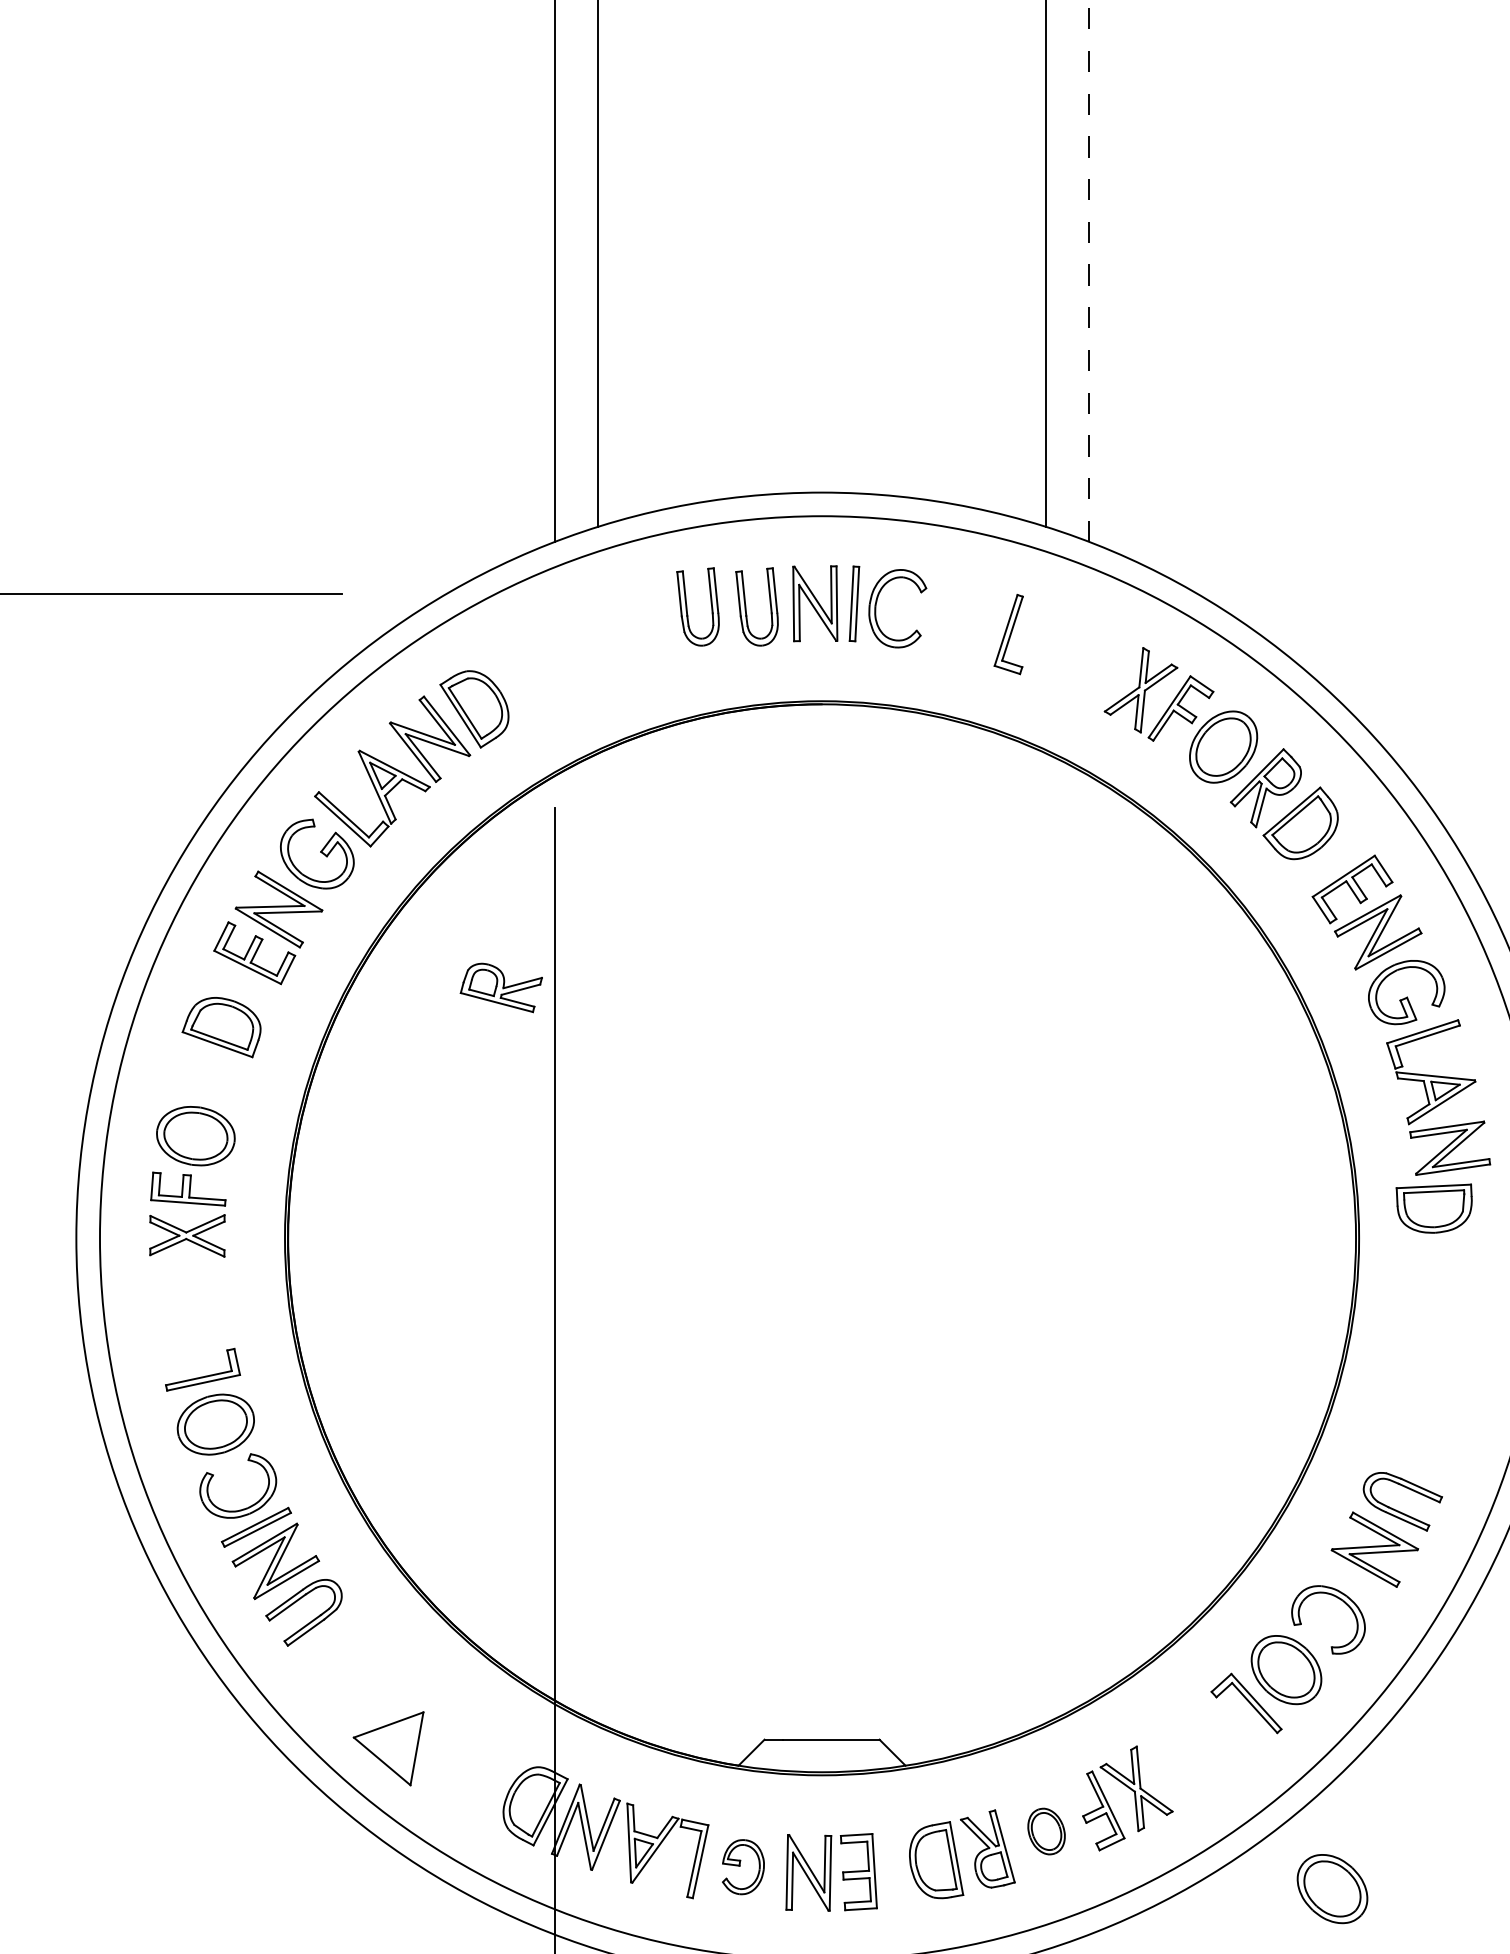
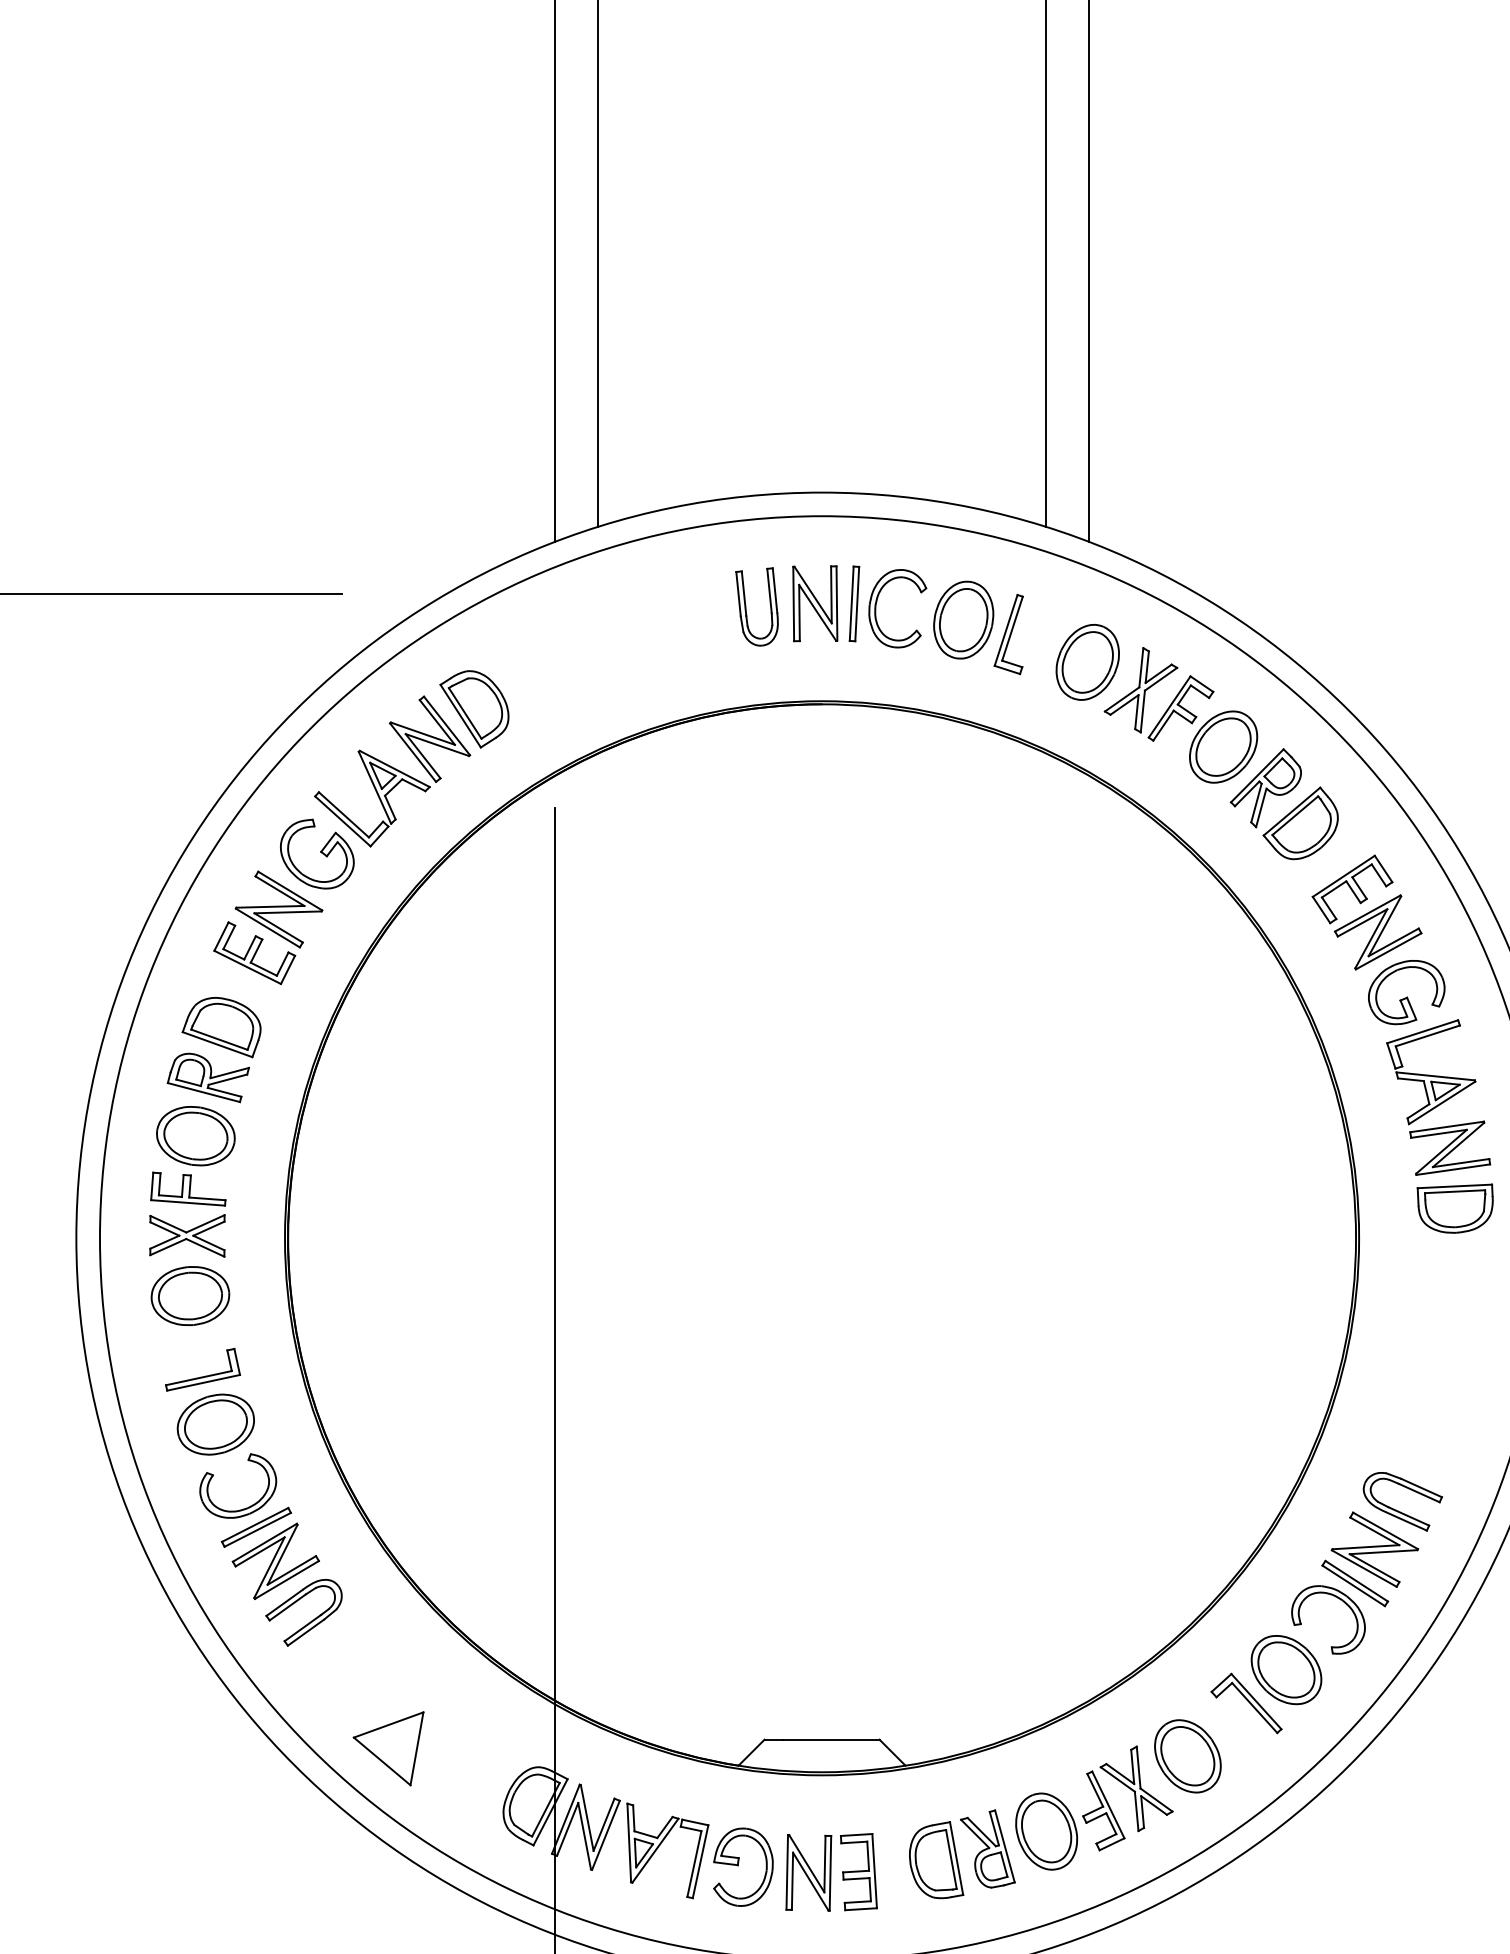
line: dashed -> solid (1089, 270)
part: present -> none (687, 606)
part: none -> present (963, 619)
part: none -> present (1087, 662)
part position: (500, 987) -> (207, 1077) (207, 1077)
part position: (1433, 1208) -> (1454, 1208) (1454, 1208)
part: none -> present (190, 1295)
part: none -> present (1355, 1583)
part: none -> present (1187, 1756)
part size: 39x49 px -> 63x79 px (1046, 1831)
part size: 43x57 px -> 61x80 px (743, 1866)
part: present -> none (1332, 1889)
